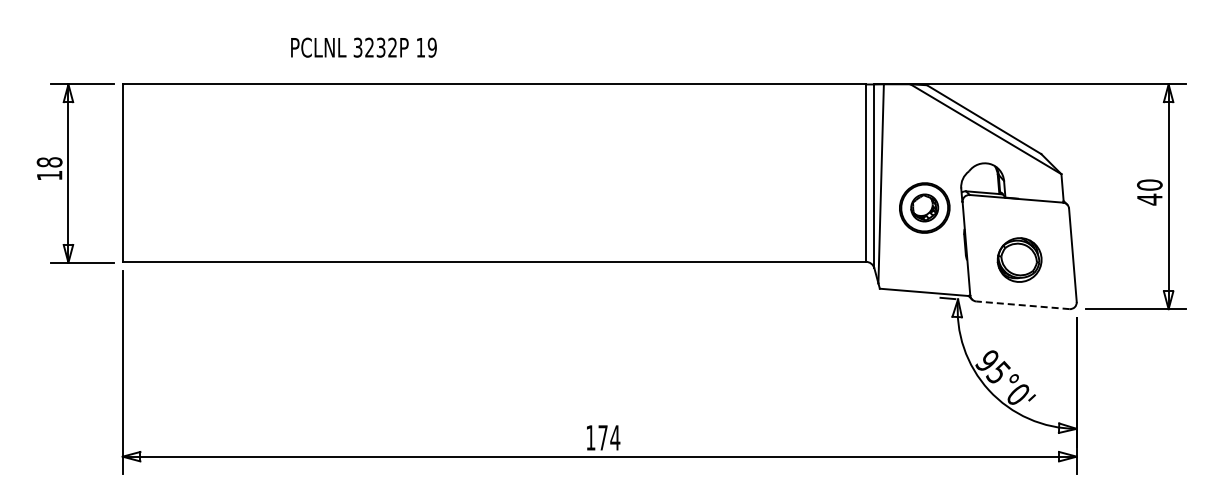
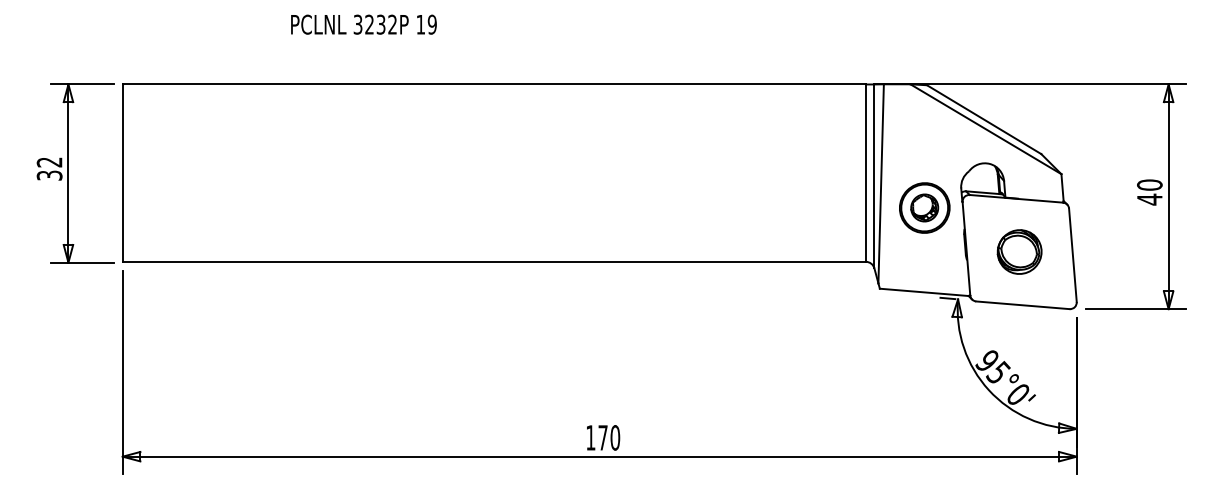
text position: (363, 47) -> (363, 24) (363, 24)
text: 18 -> 32 (49, 168)
part position: (1019, 259) -> (1019, 251) (1019, 251)
line: dashed -> solid (1022, 305)
text: 174 -> 170 (615, 437)
